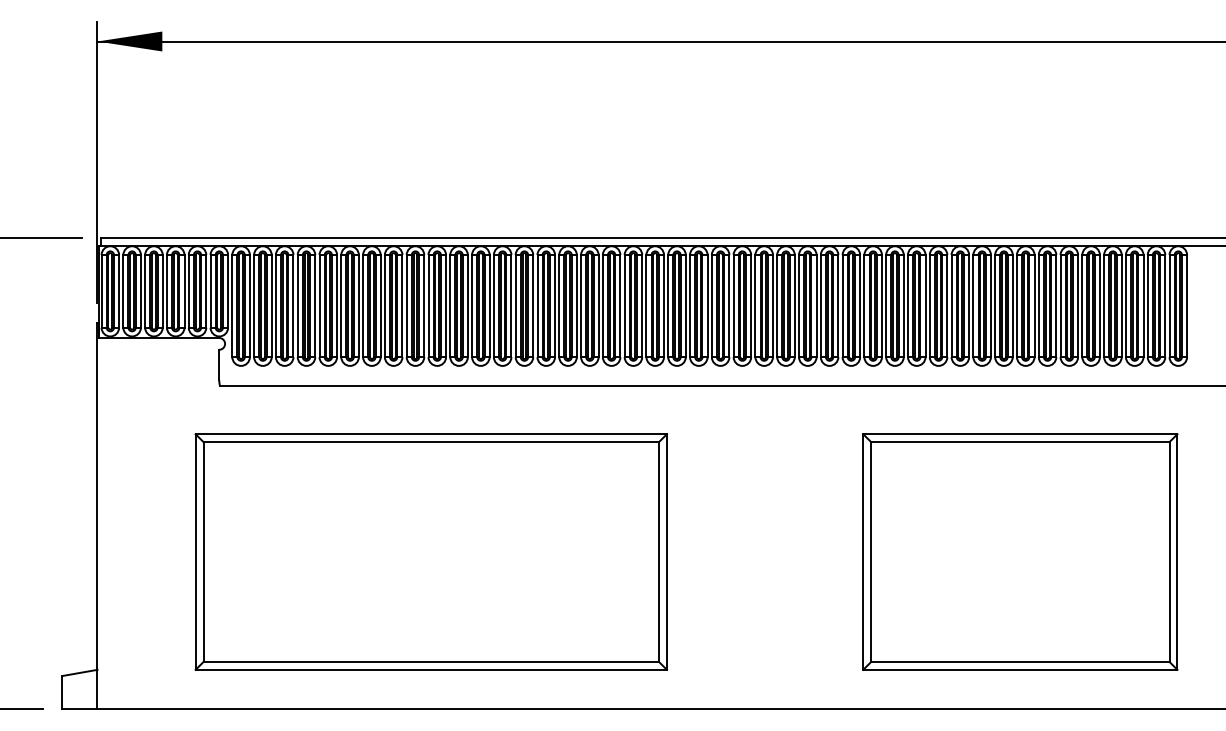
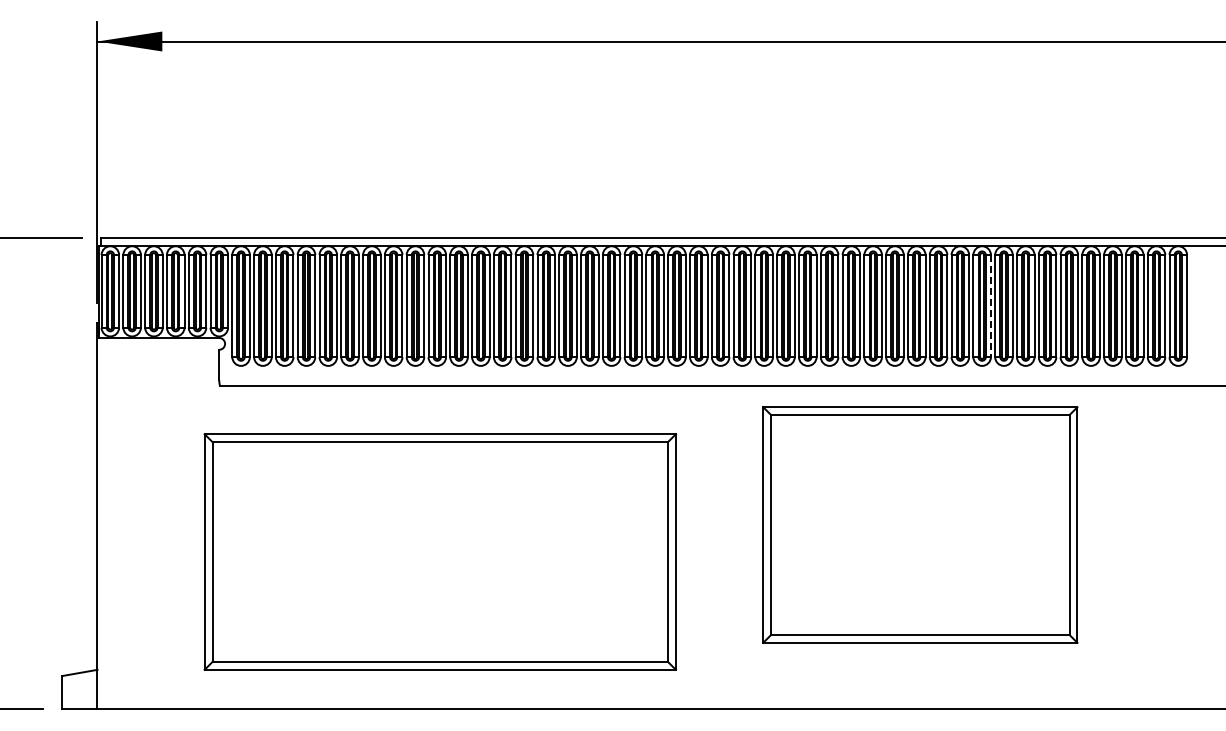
line: solid -> dashed (990, 306)
part position: (430, 551) -> (439, 551) (439, 551)
part position: (1020, 551) -> (920, 524) (920, 524)
